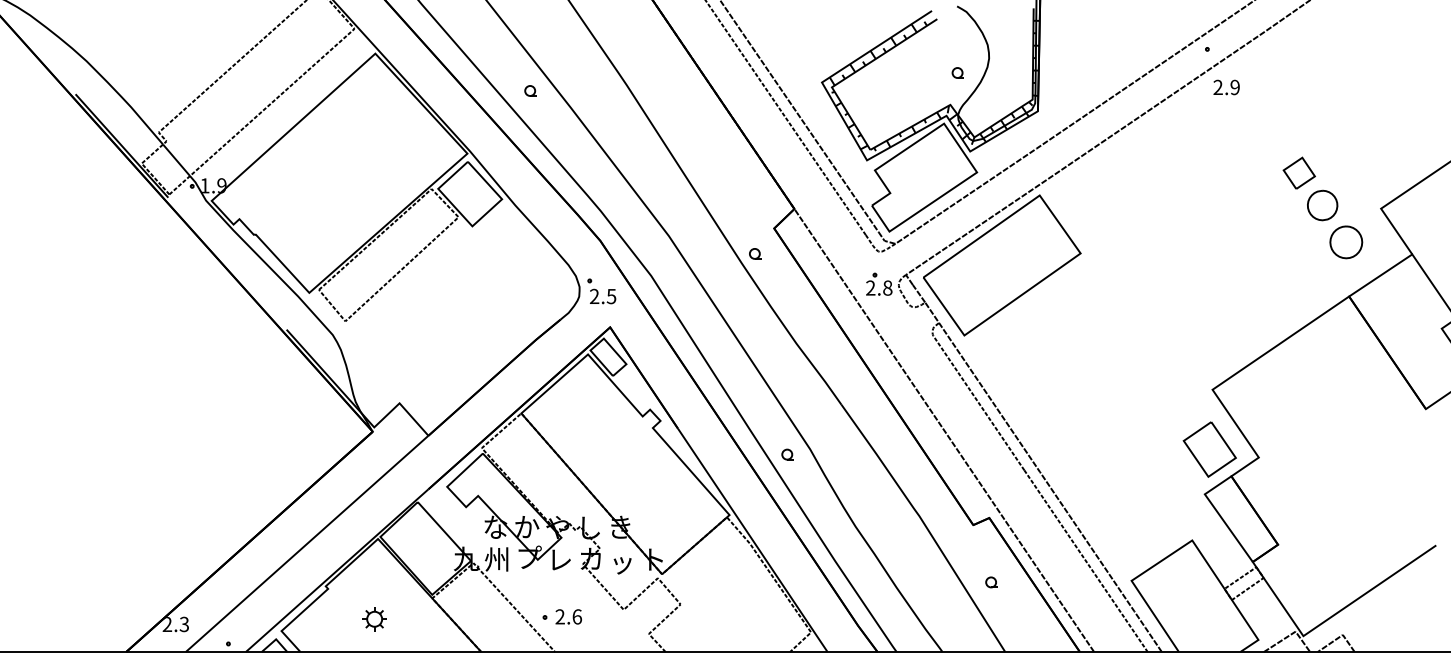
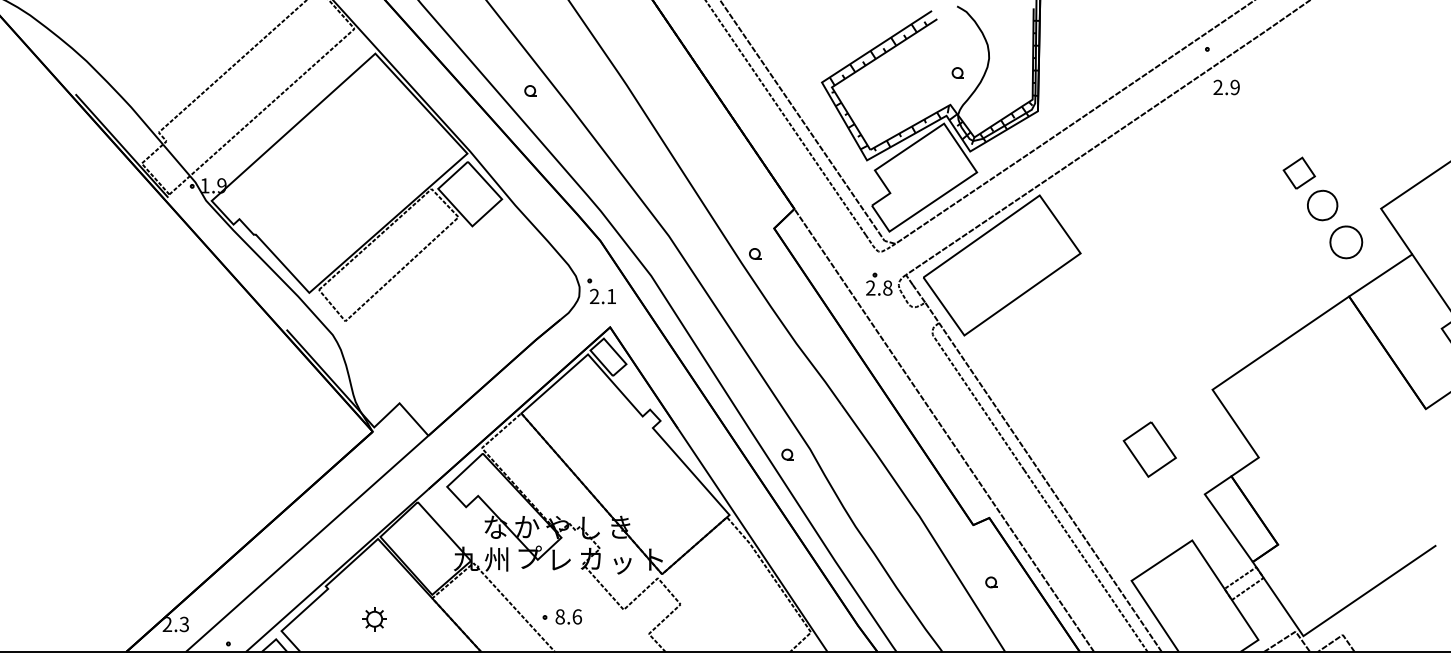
text: 2.5 -> 2.1 (611, 296)
part position: (1209, 449) -> (1149, 449) (1149, 449)
text: 2.6 -> 8.6 (559, 616)
